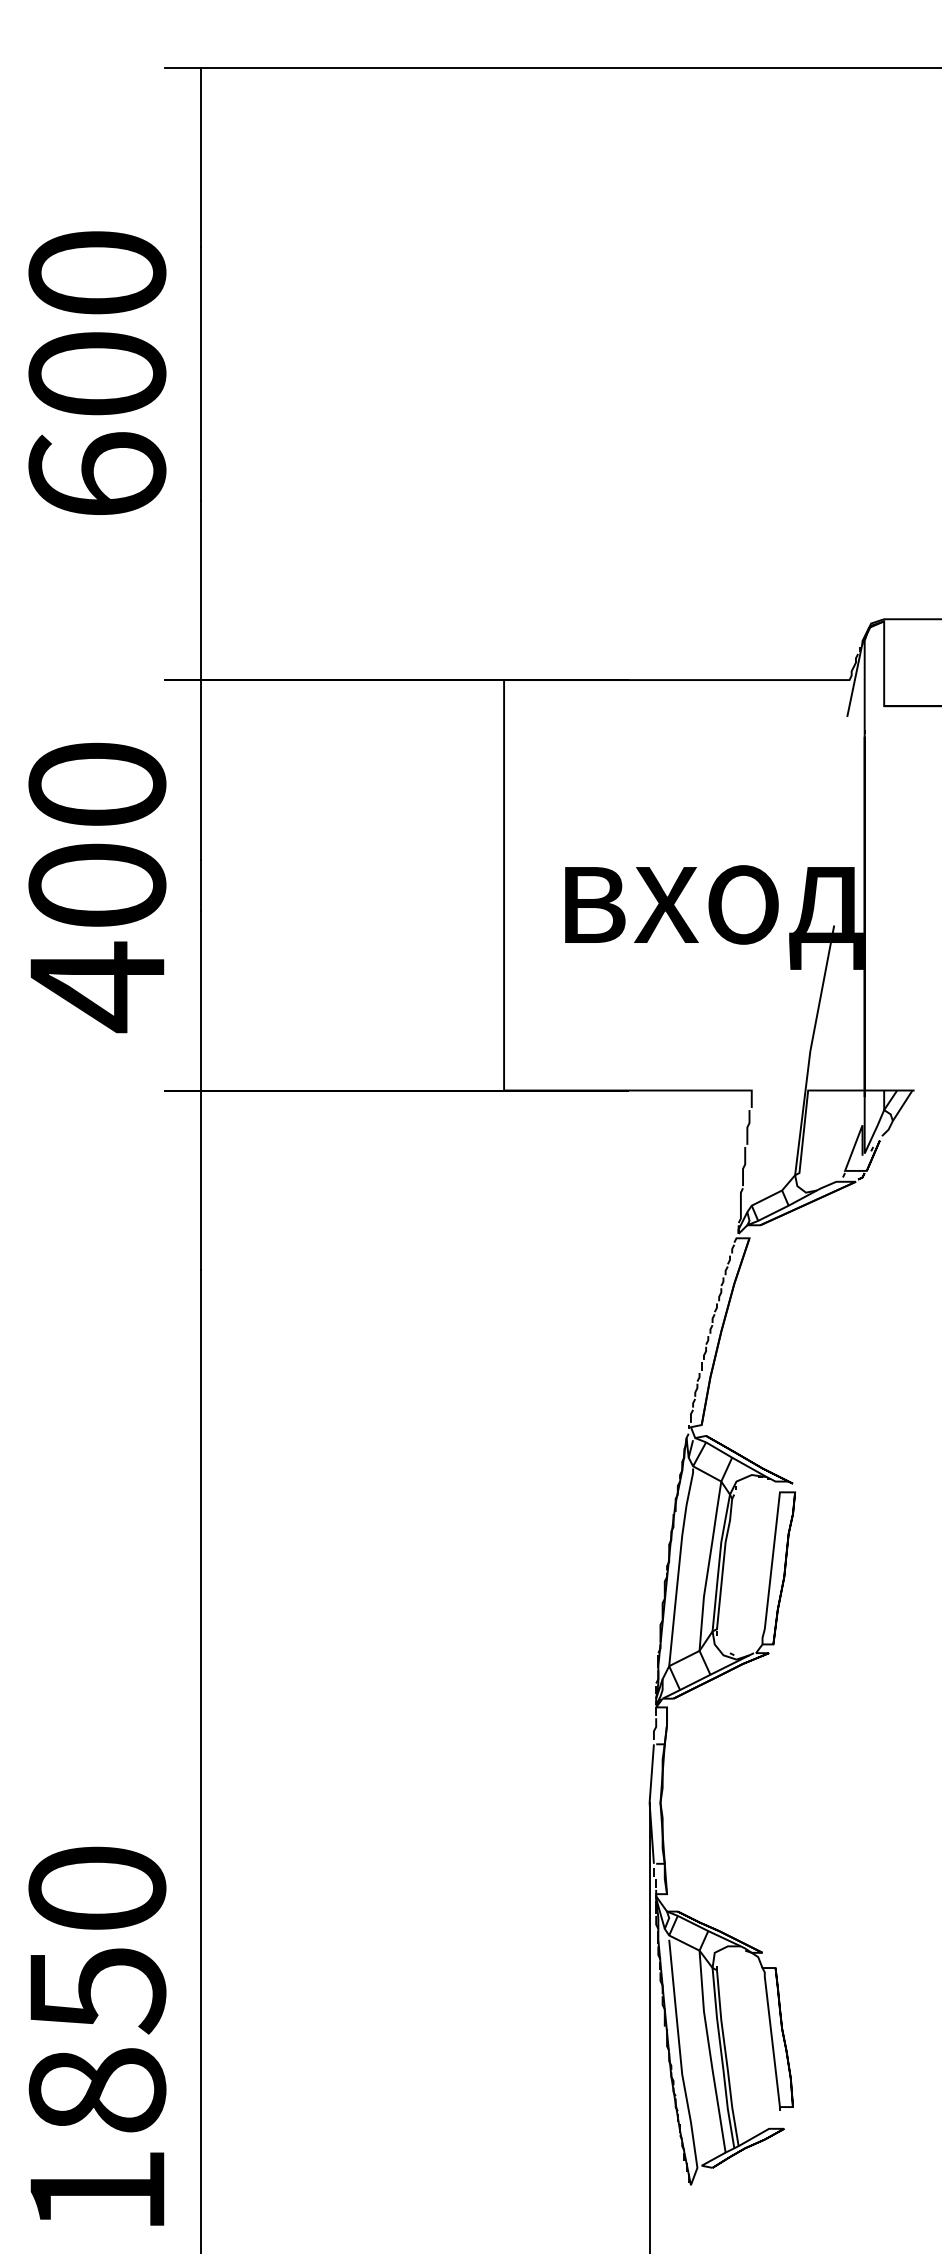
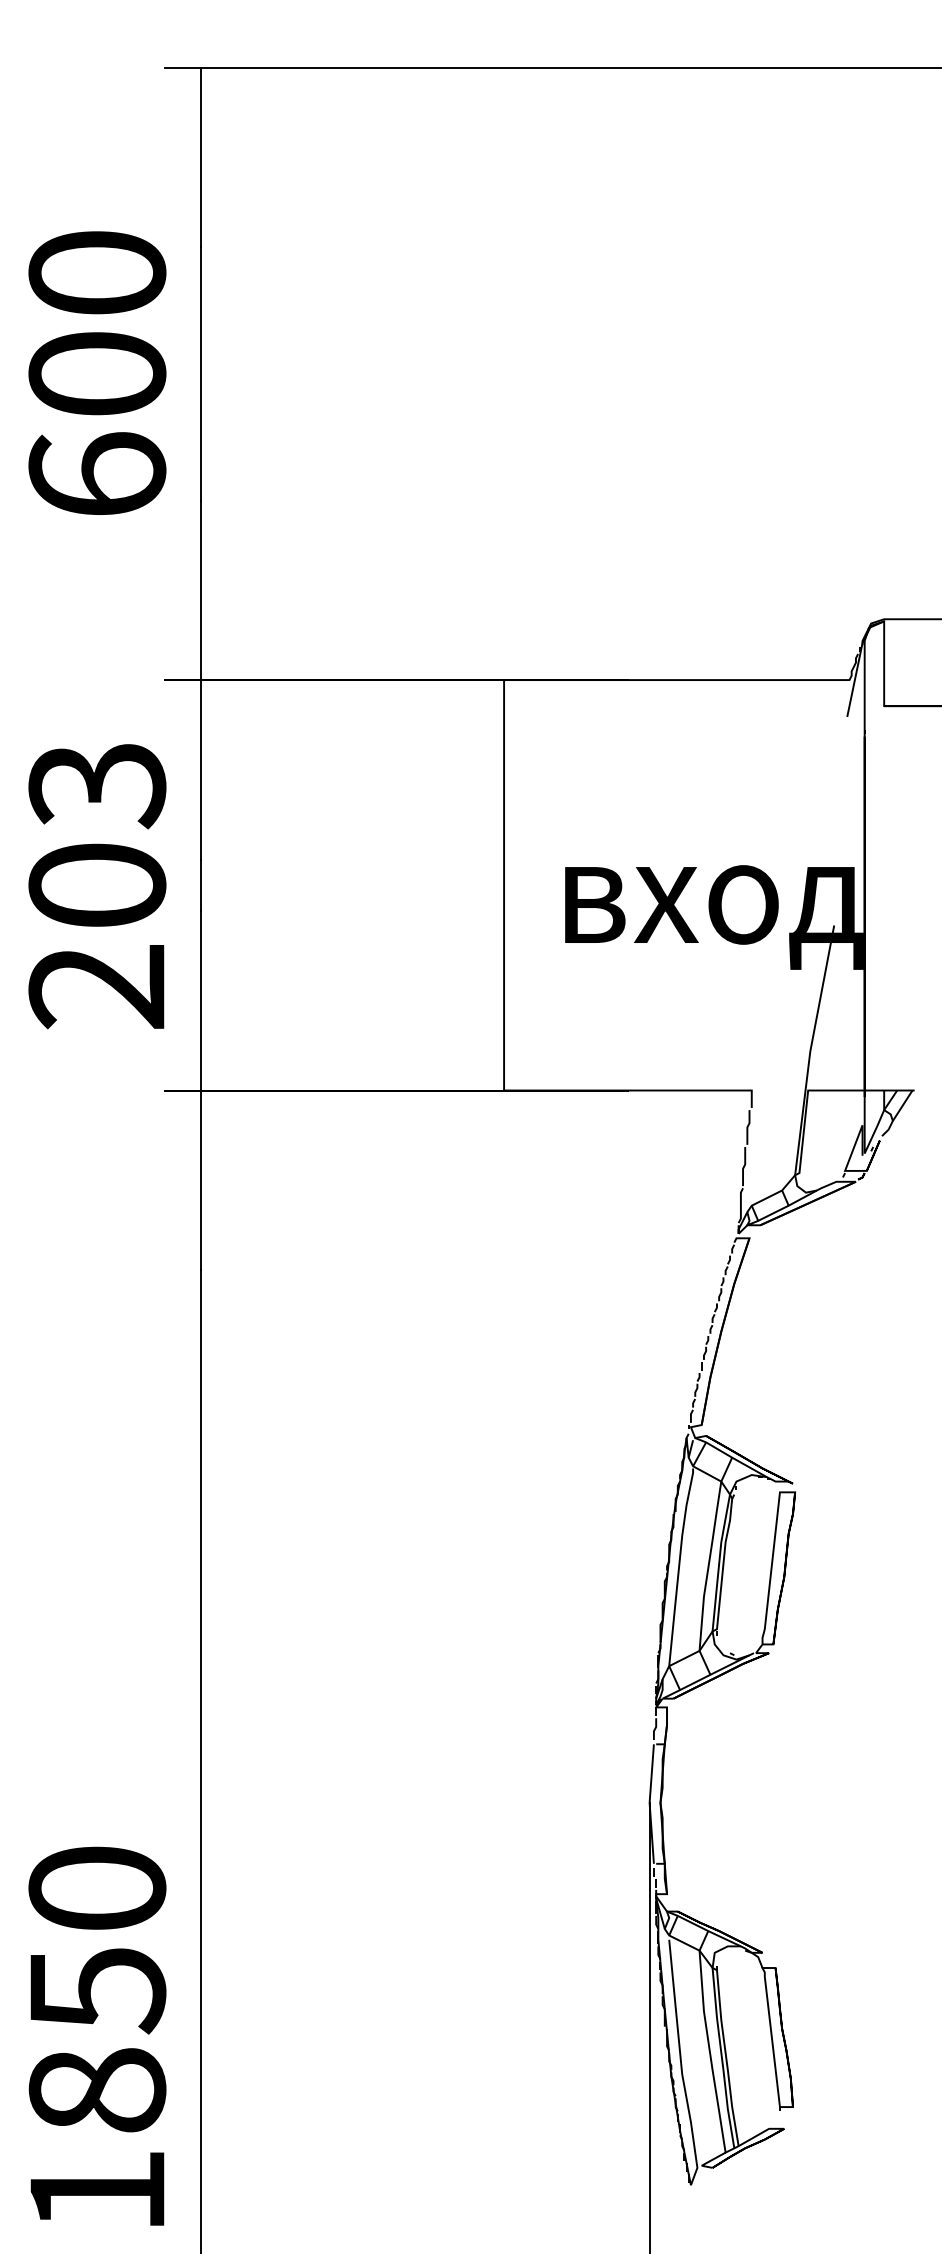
text: 400 -> 203 (97, 887)
